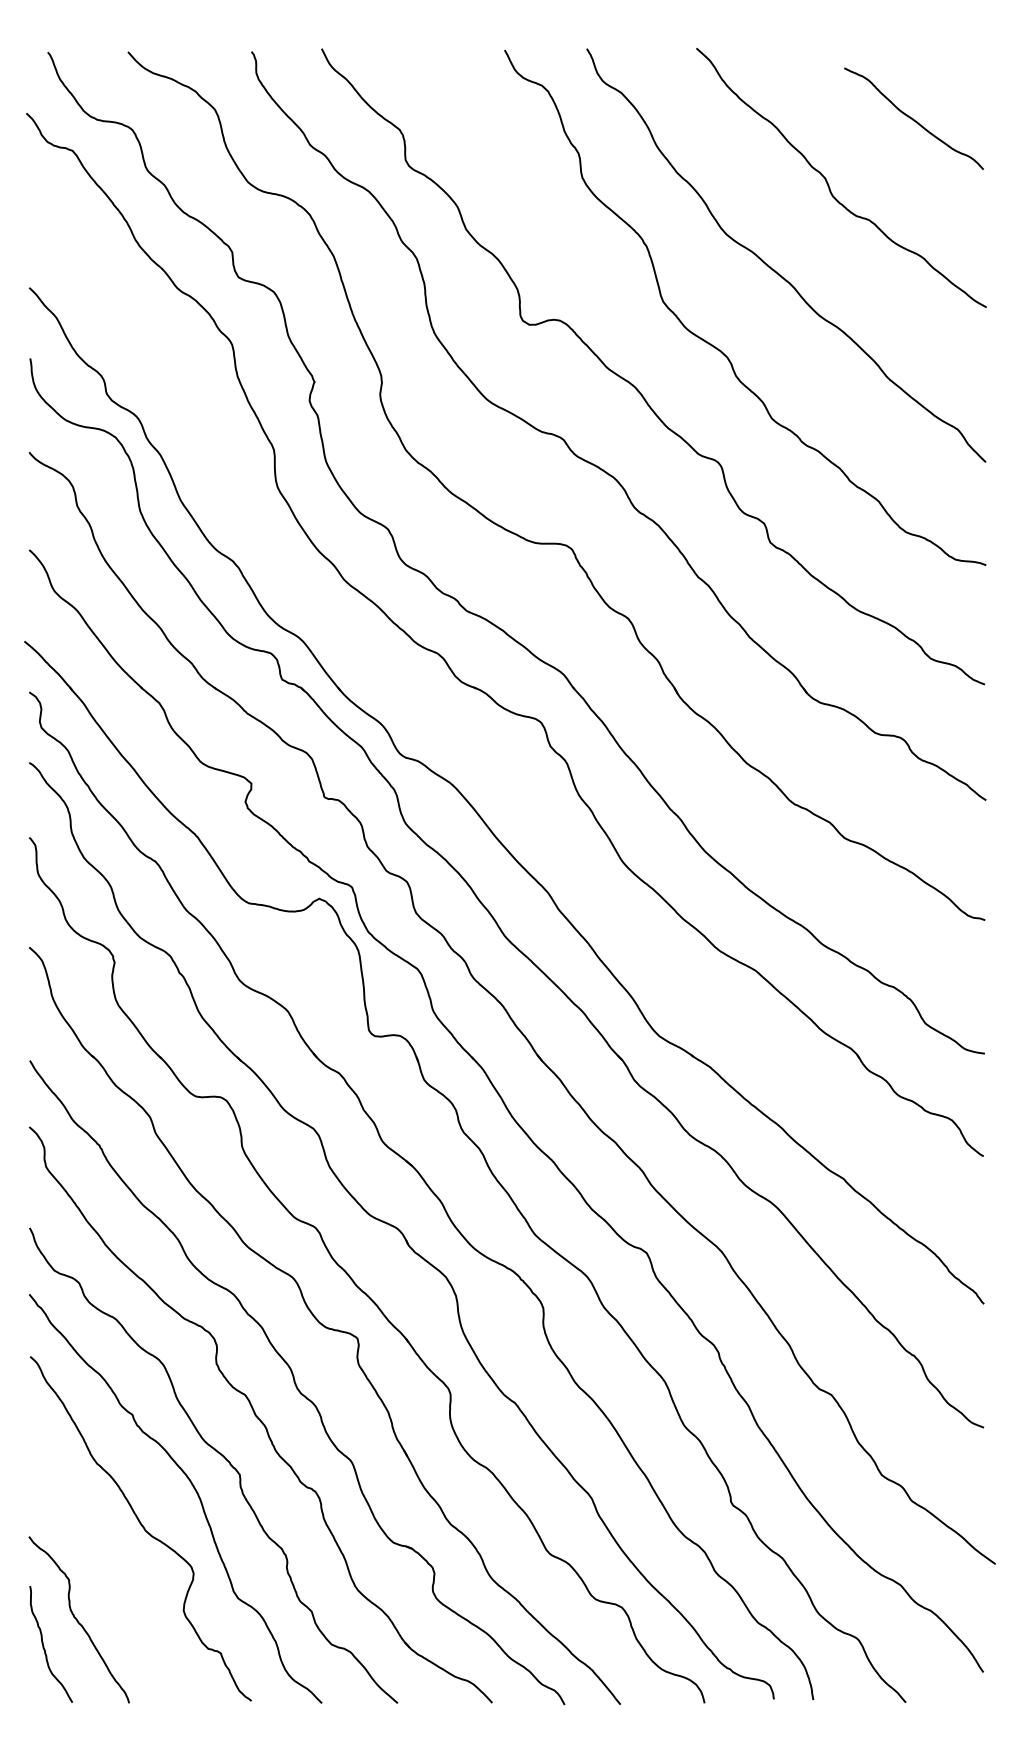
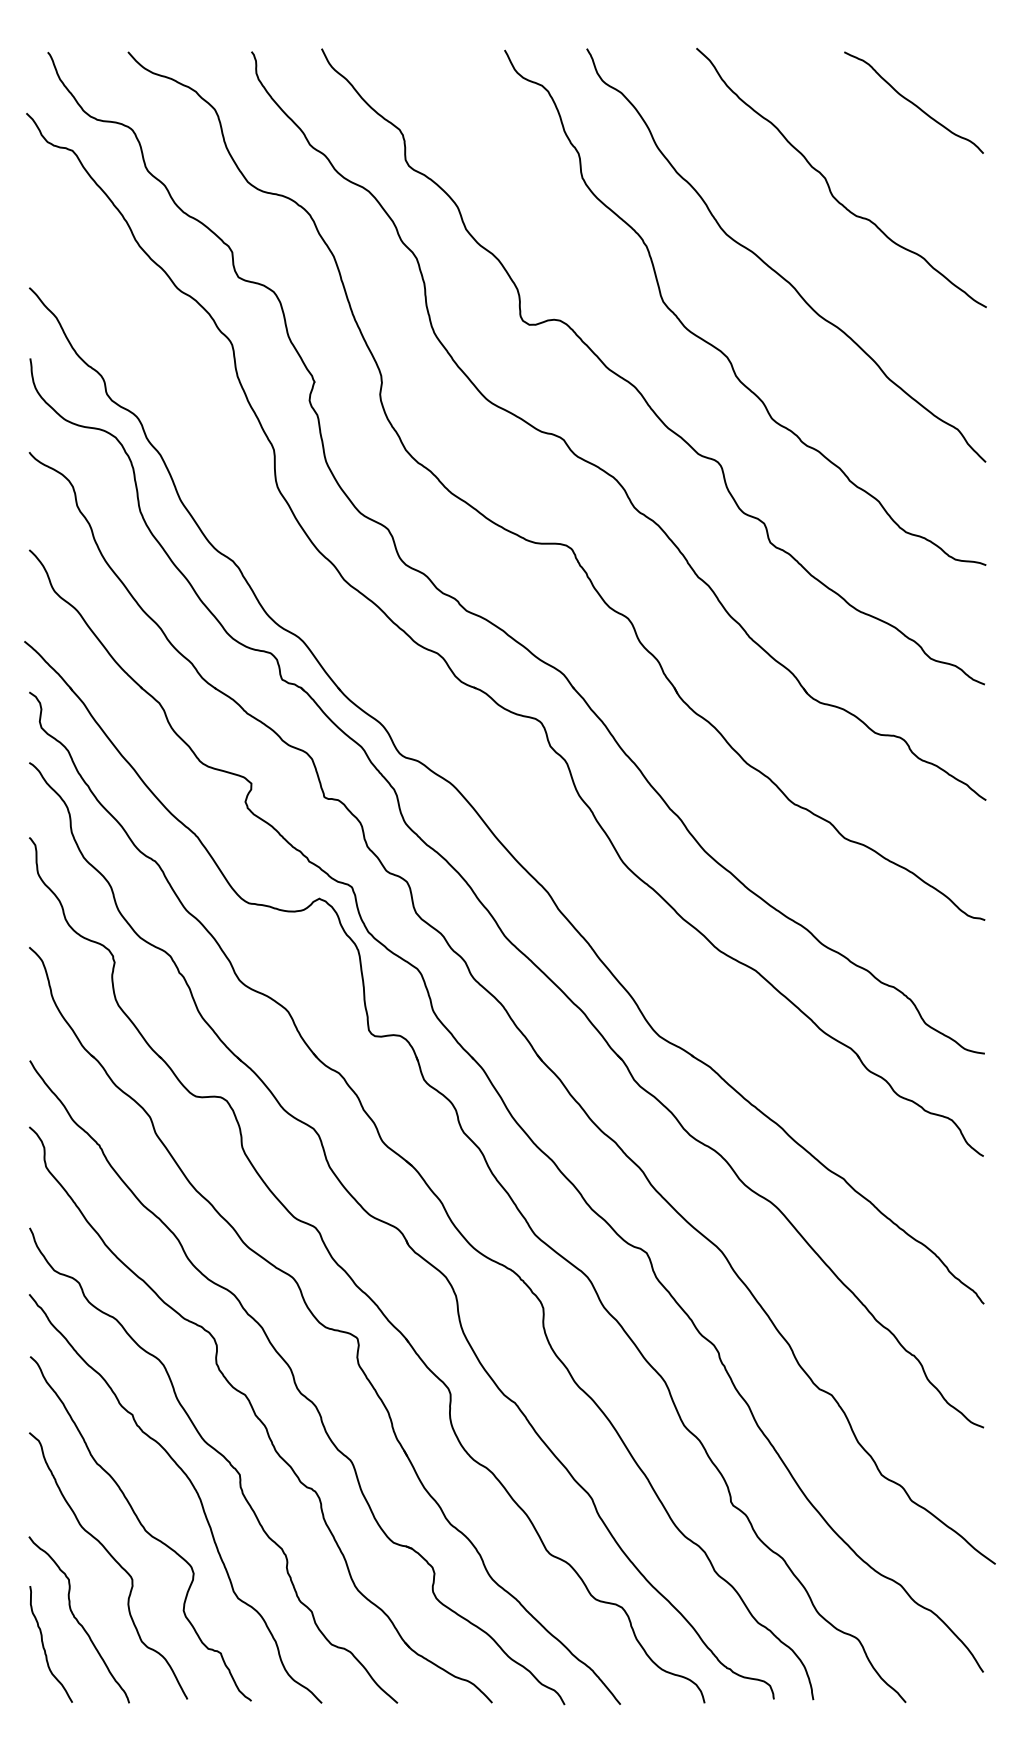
curve position: (913, 118) -> (913, 102) (913, 102)
curve: none -> present (113, 1559)
